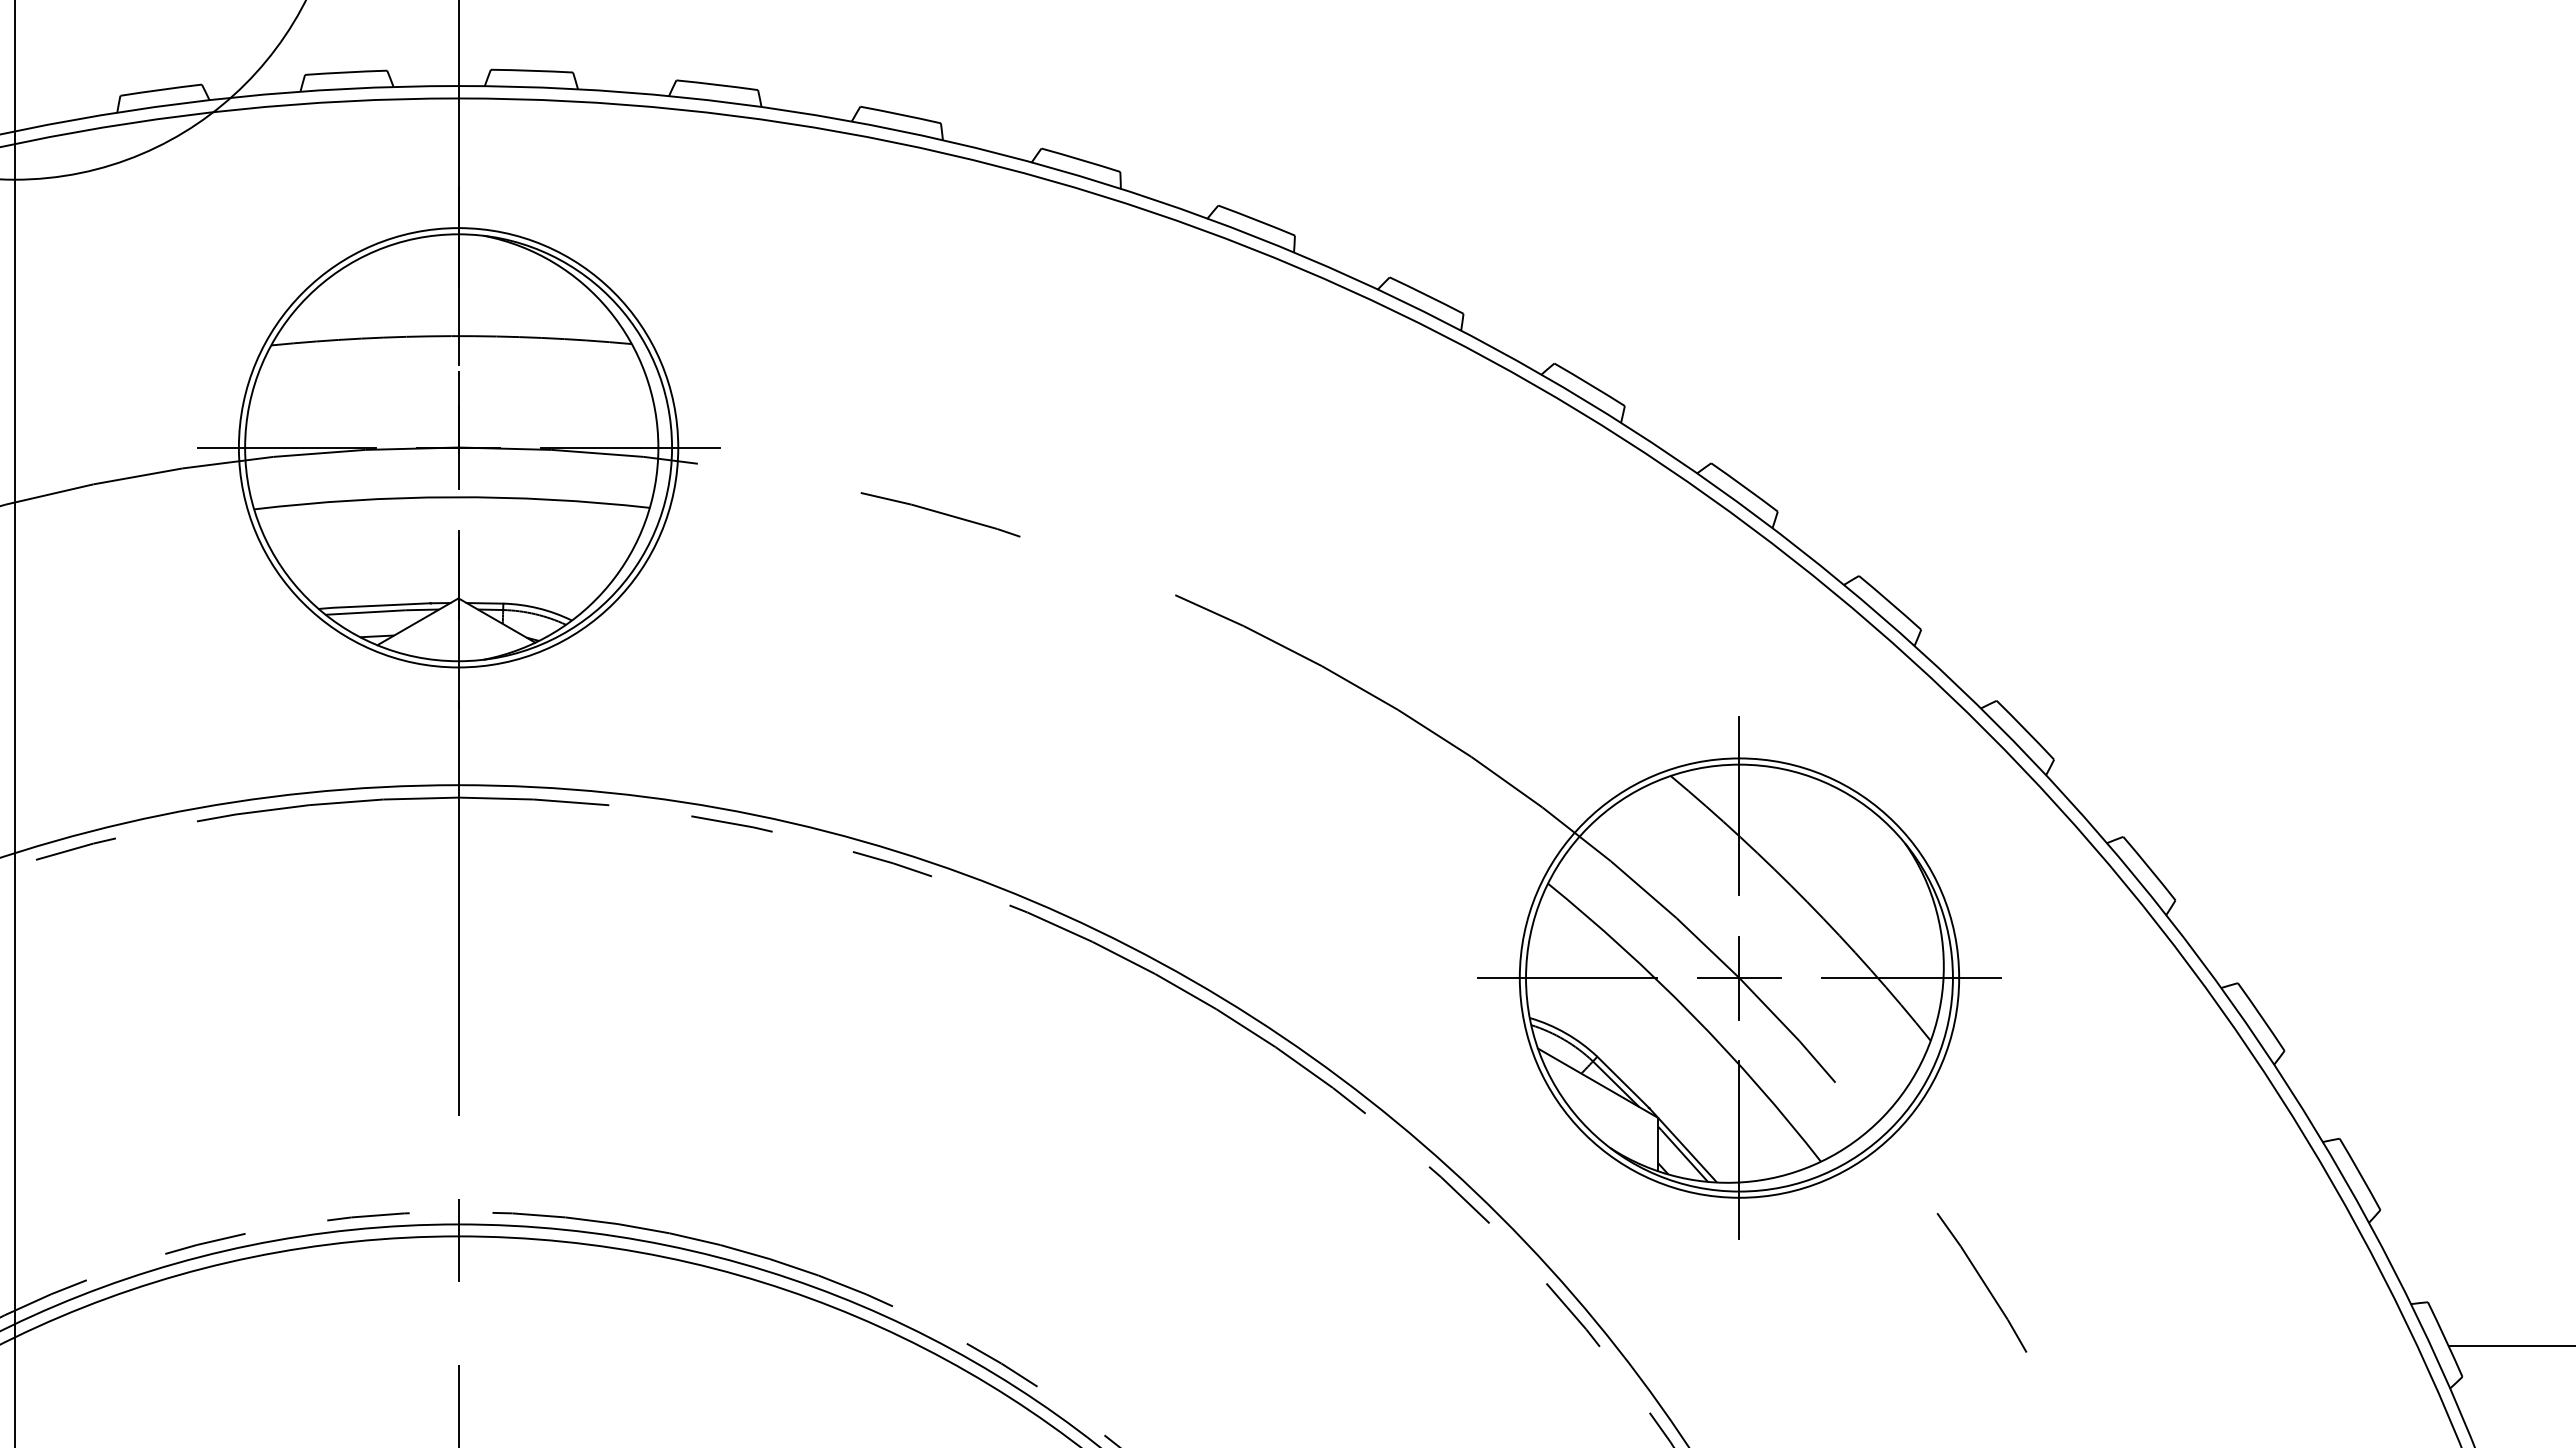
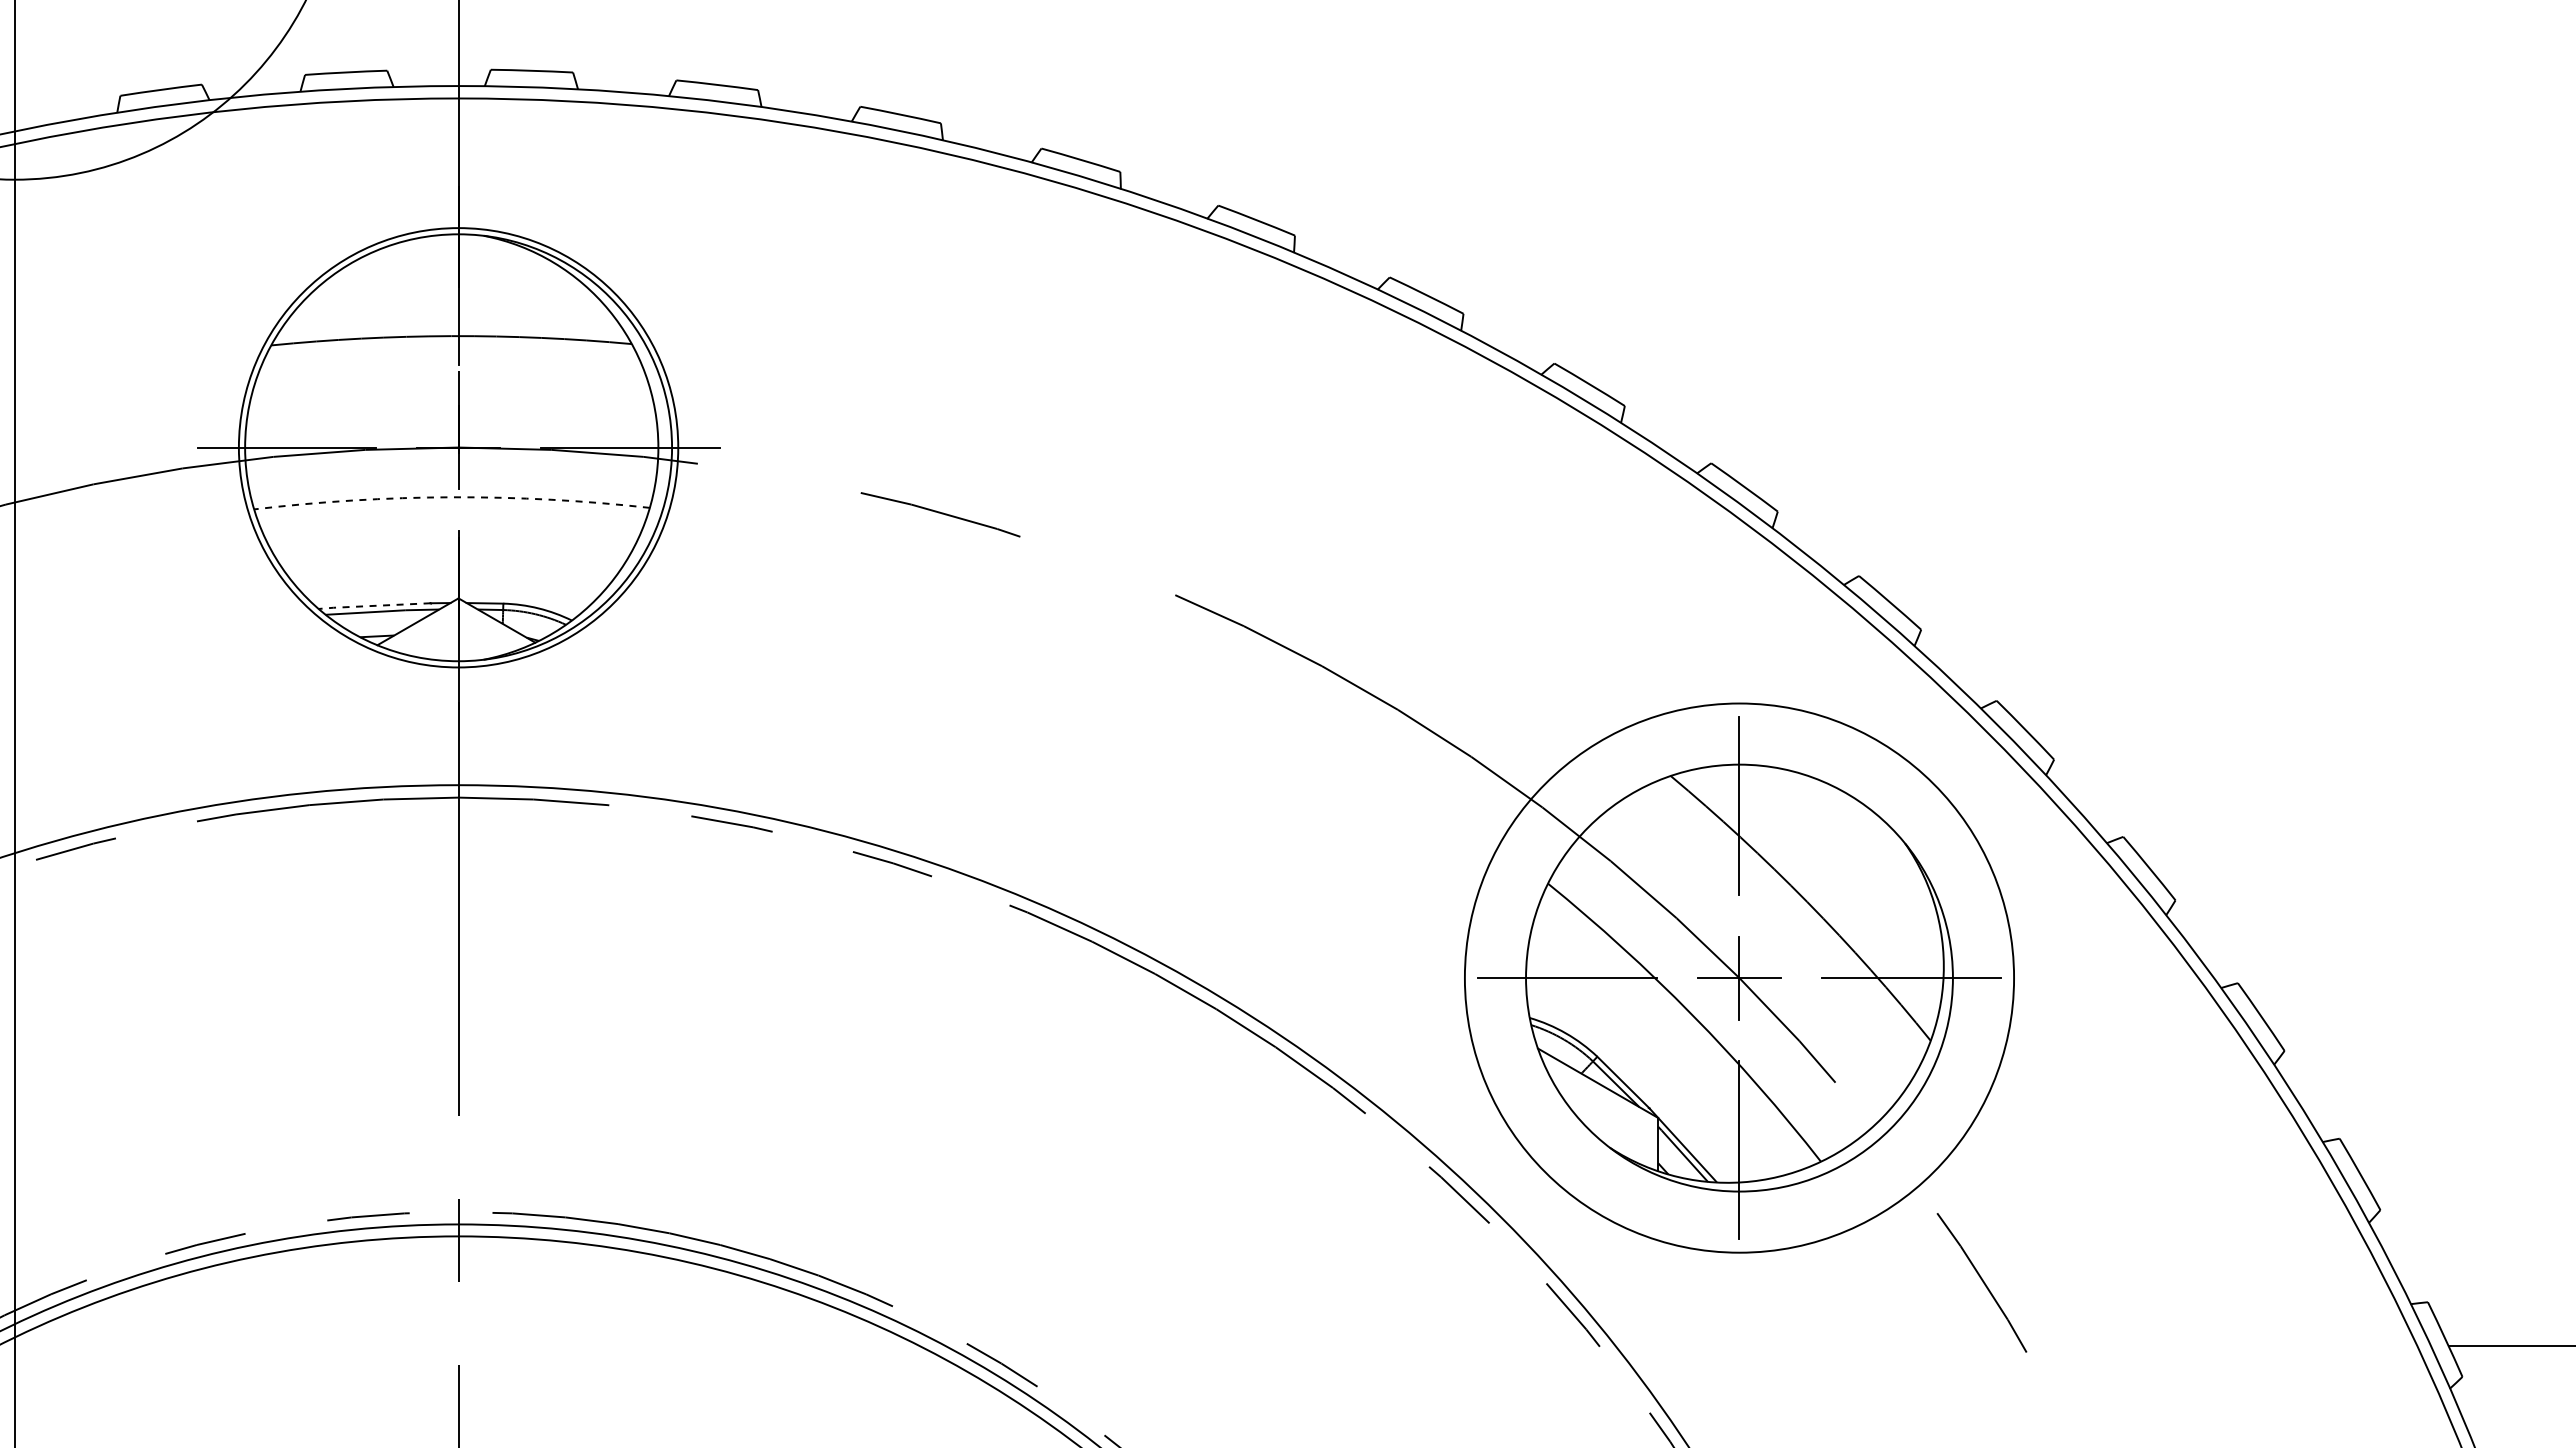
arc: solid -> dashed (451, 497)
line: solid -> dashed (374, 605)
circle diameter: 439 px -> 549 px (1739, 977)
